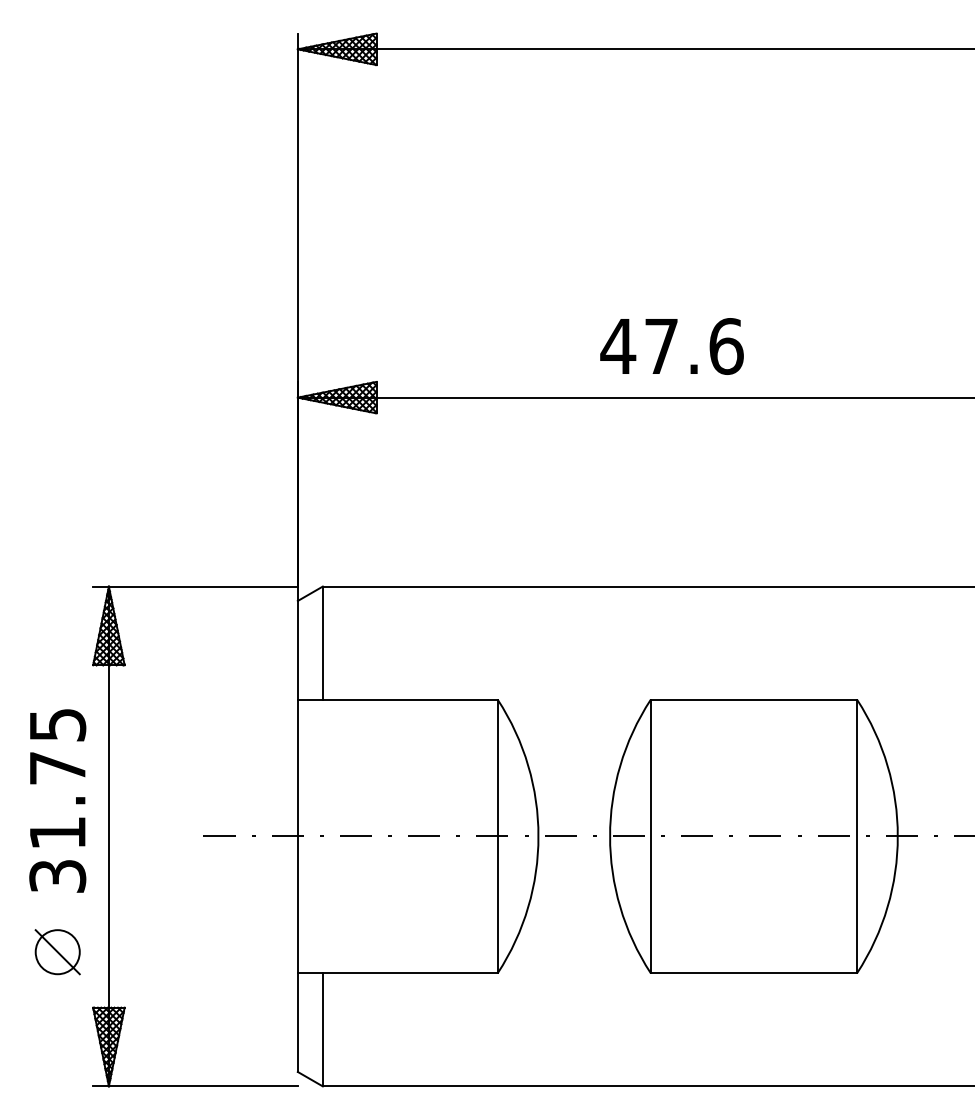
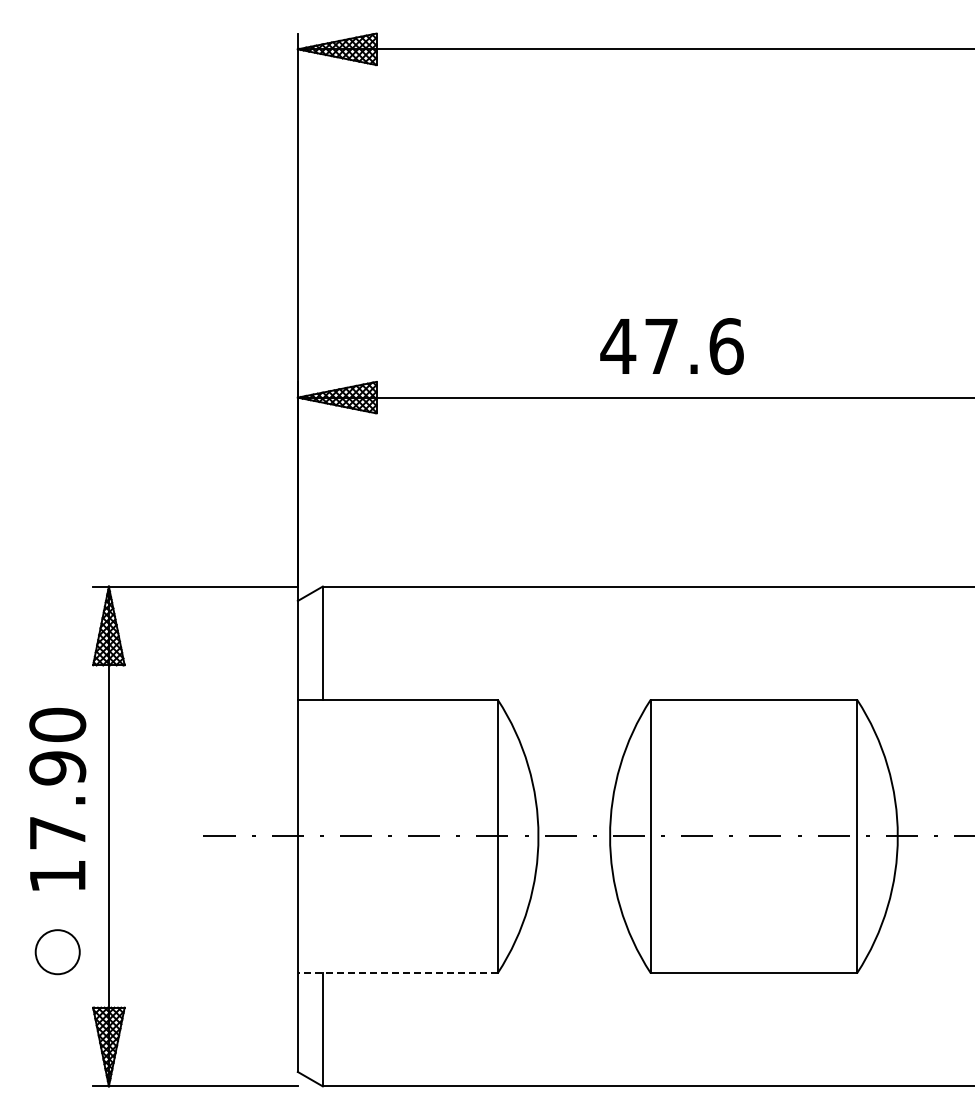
text: 31.75 -> 17.90 (57, 799)
line: present -> none (57, 952)
line: solid -> dashed (397, 973)
